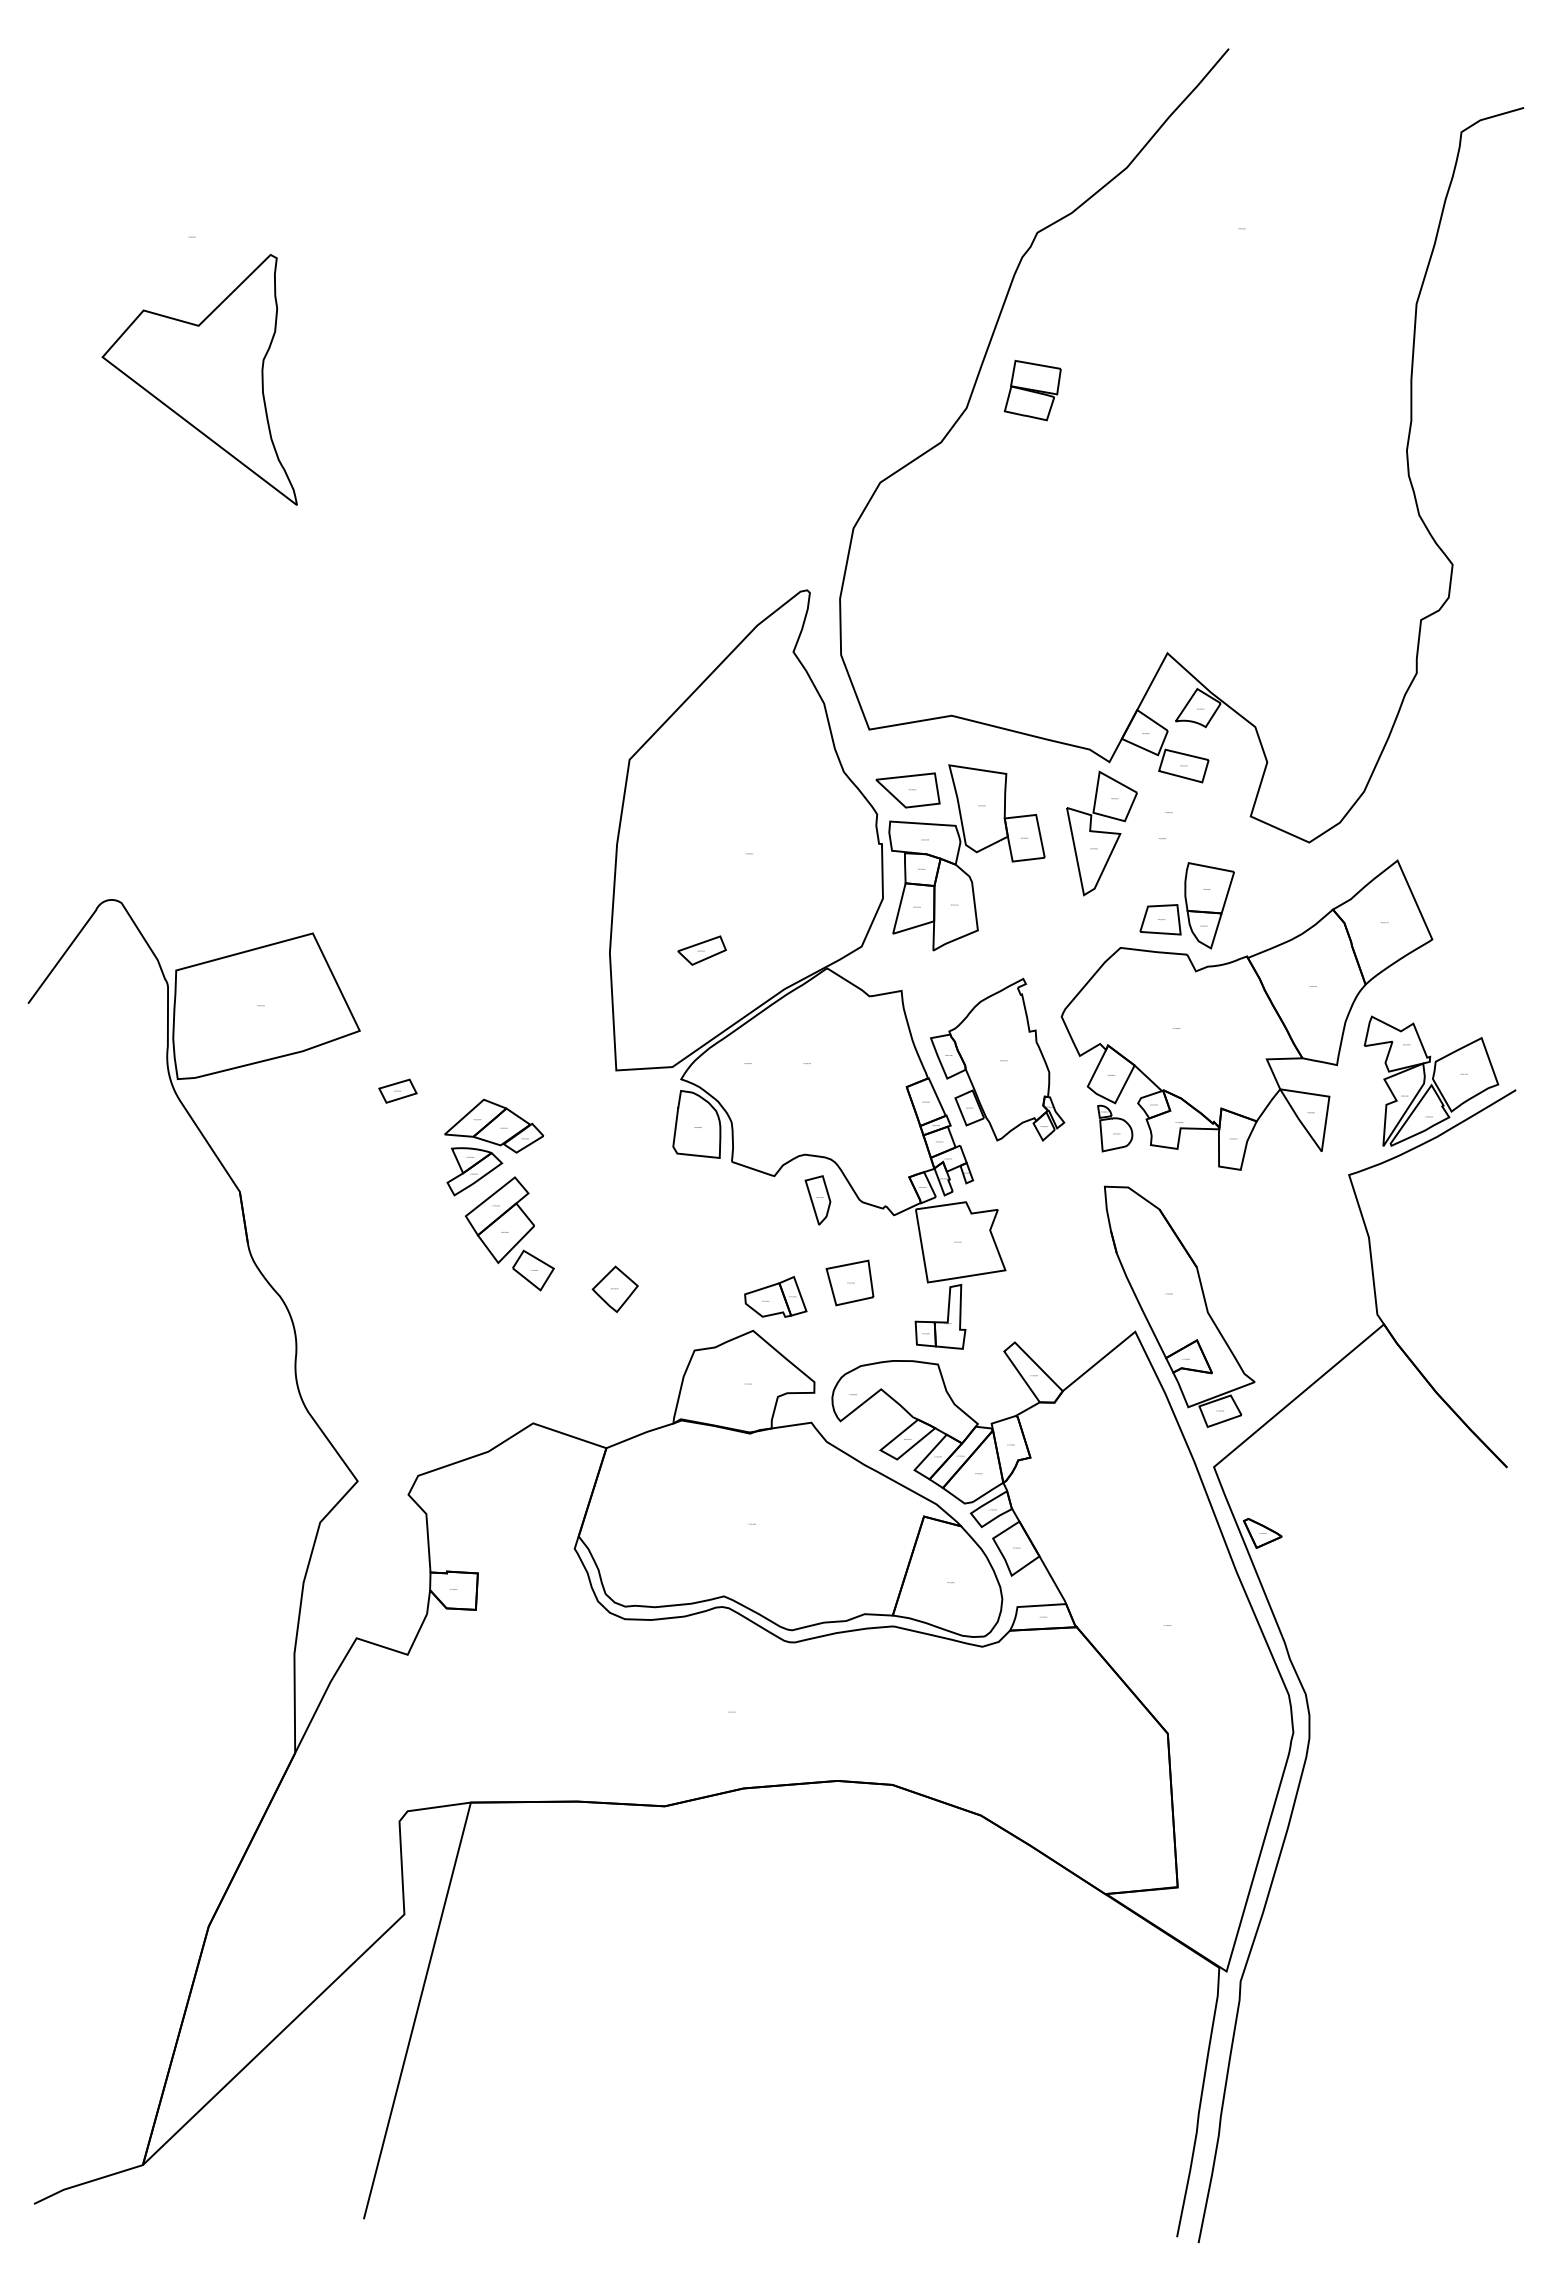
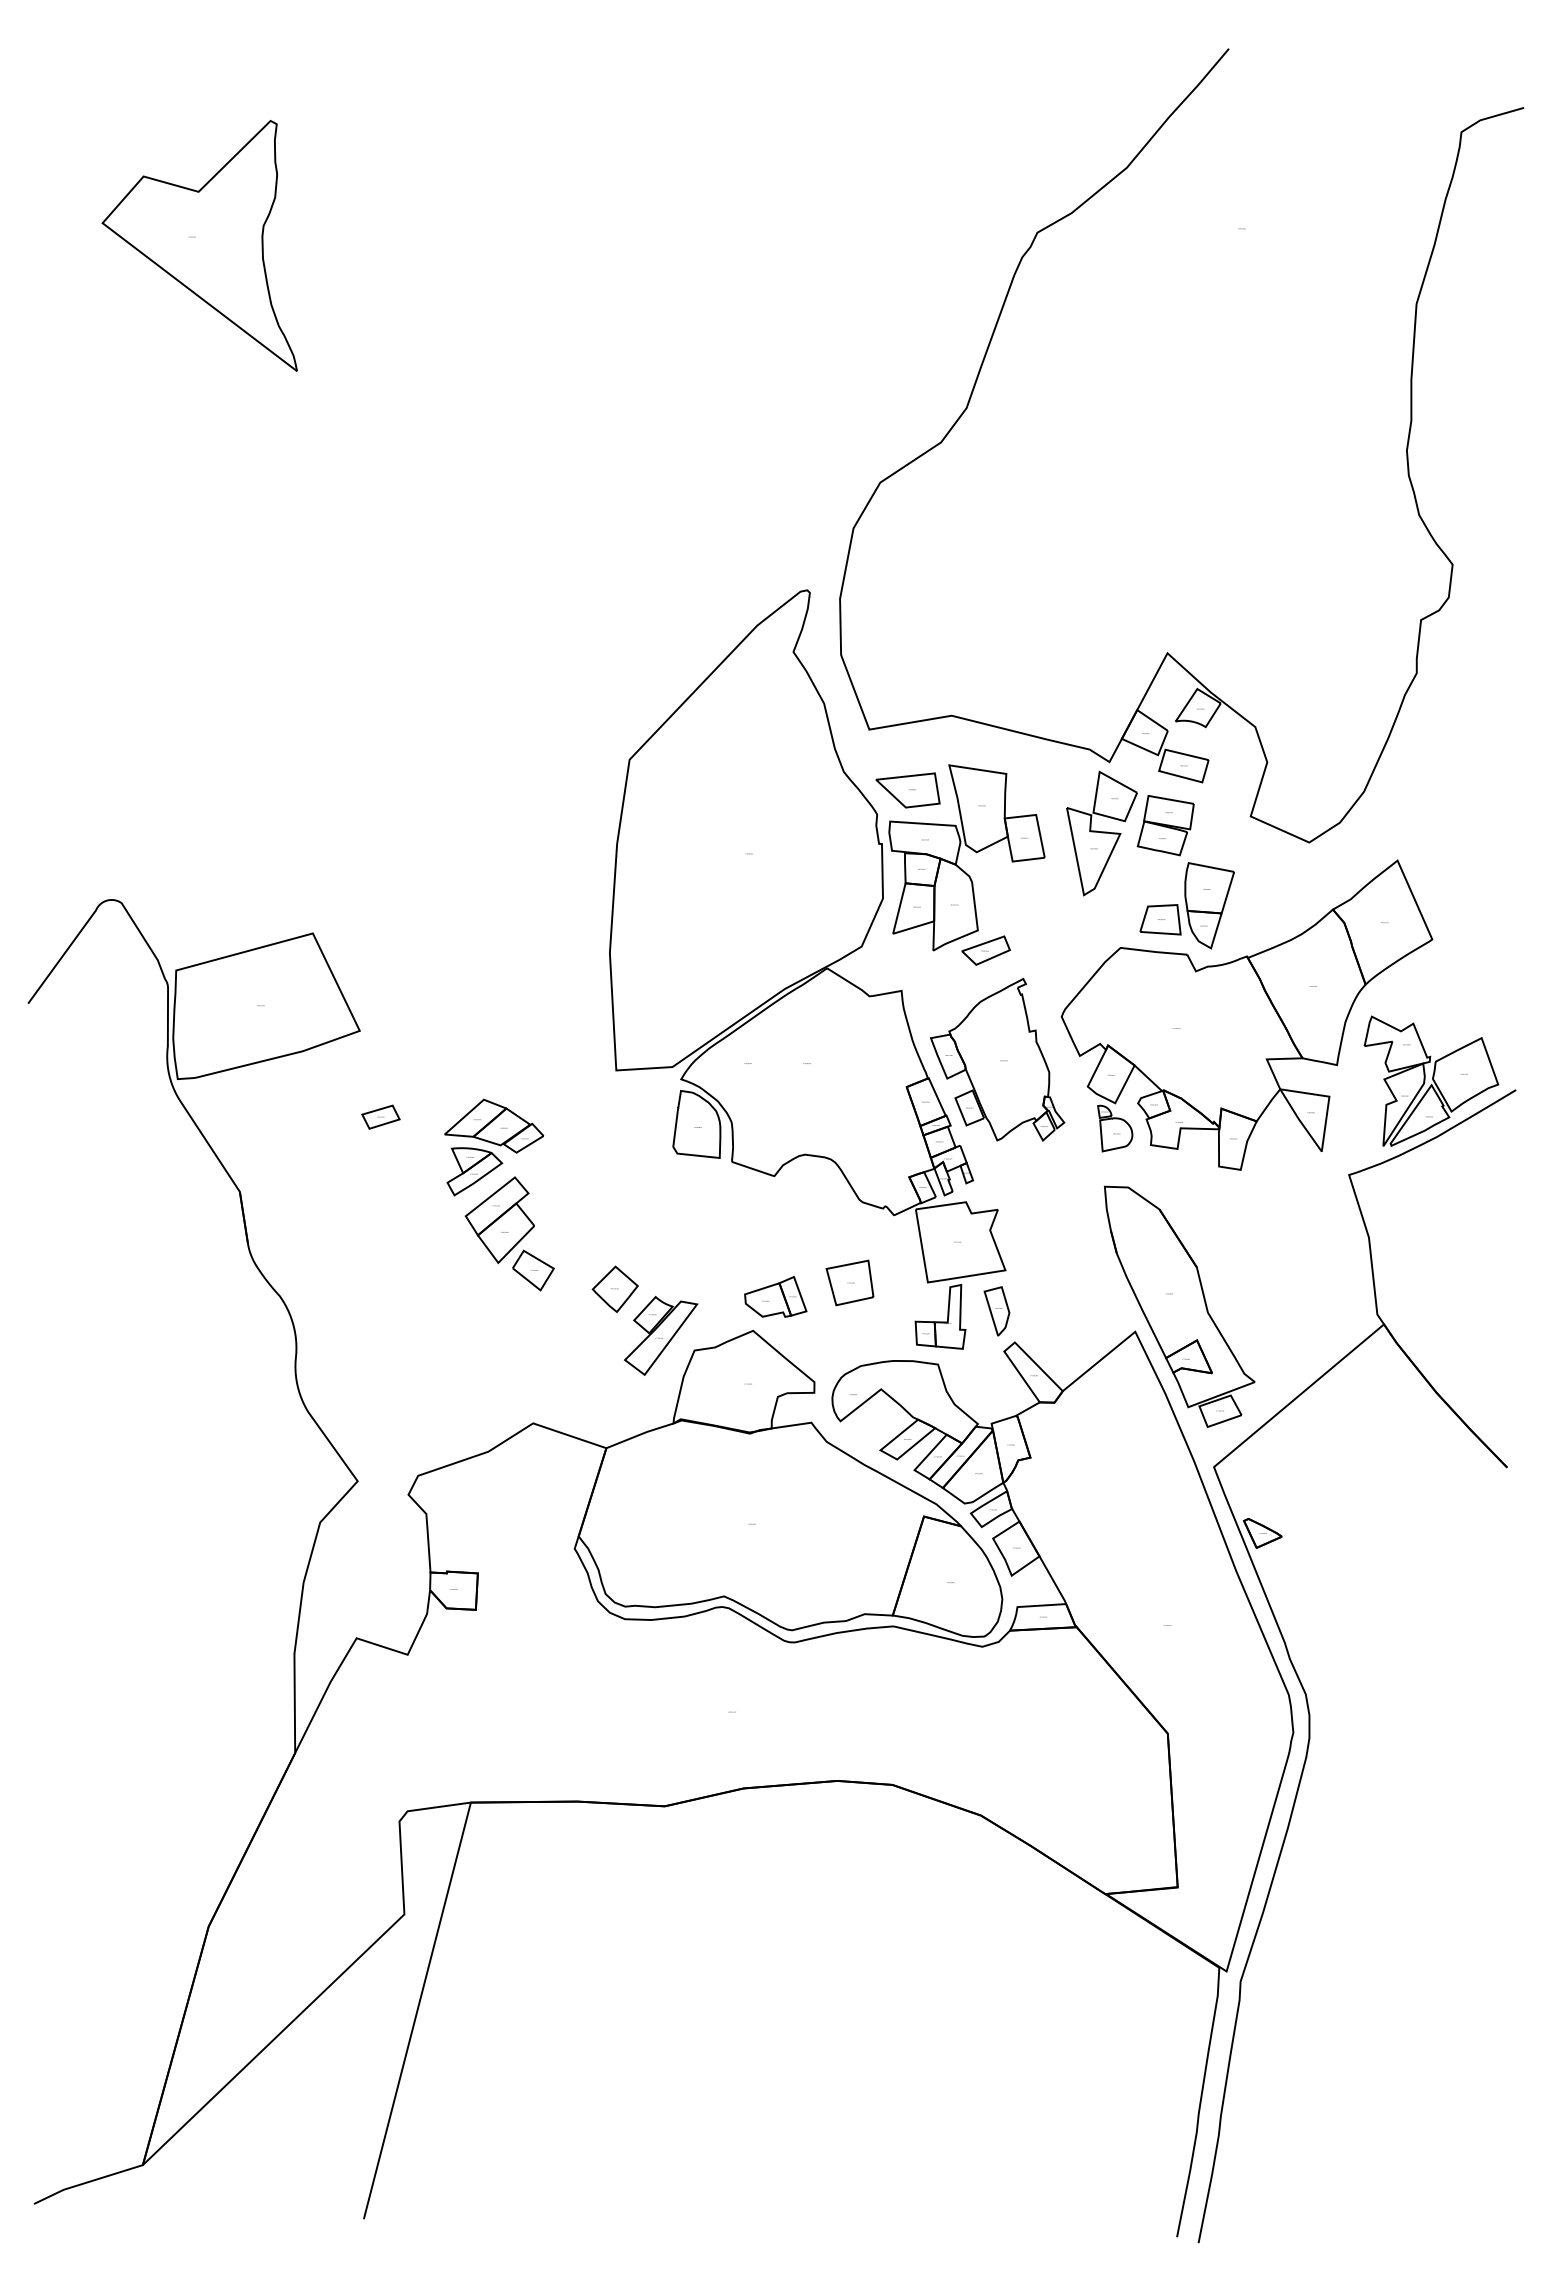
part position: (199, 379) -> (199, 245) (199, 245)
part position: (1032, 390) -> (1165, 825) (1165, 825)
part position: (701, 950) -> (985, 950) (985, 950)
part position: (397, 1090) -> (380, 1116) (380, 1116)
part position: (817, 1200) -> (996, 1311) (996, 1311)
part: none -> present (660, 1335)
